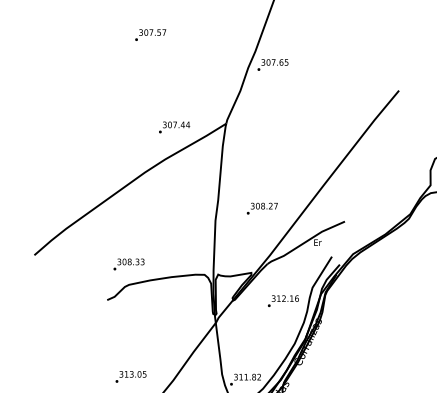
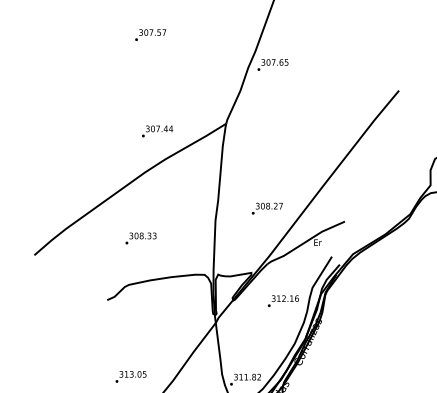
text position: (174, 127) -> (157, 131) (157, 131)
text position: (261, 208) -> (266, 208) (266, 208)
text position: (128, 264) -> (140, 238) (140, 238)
